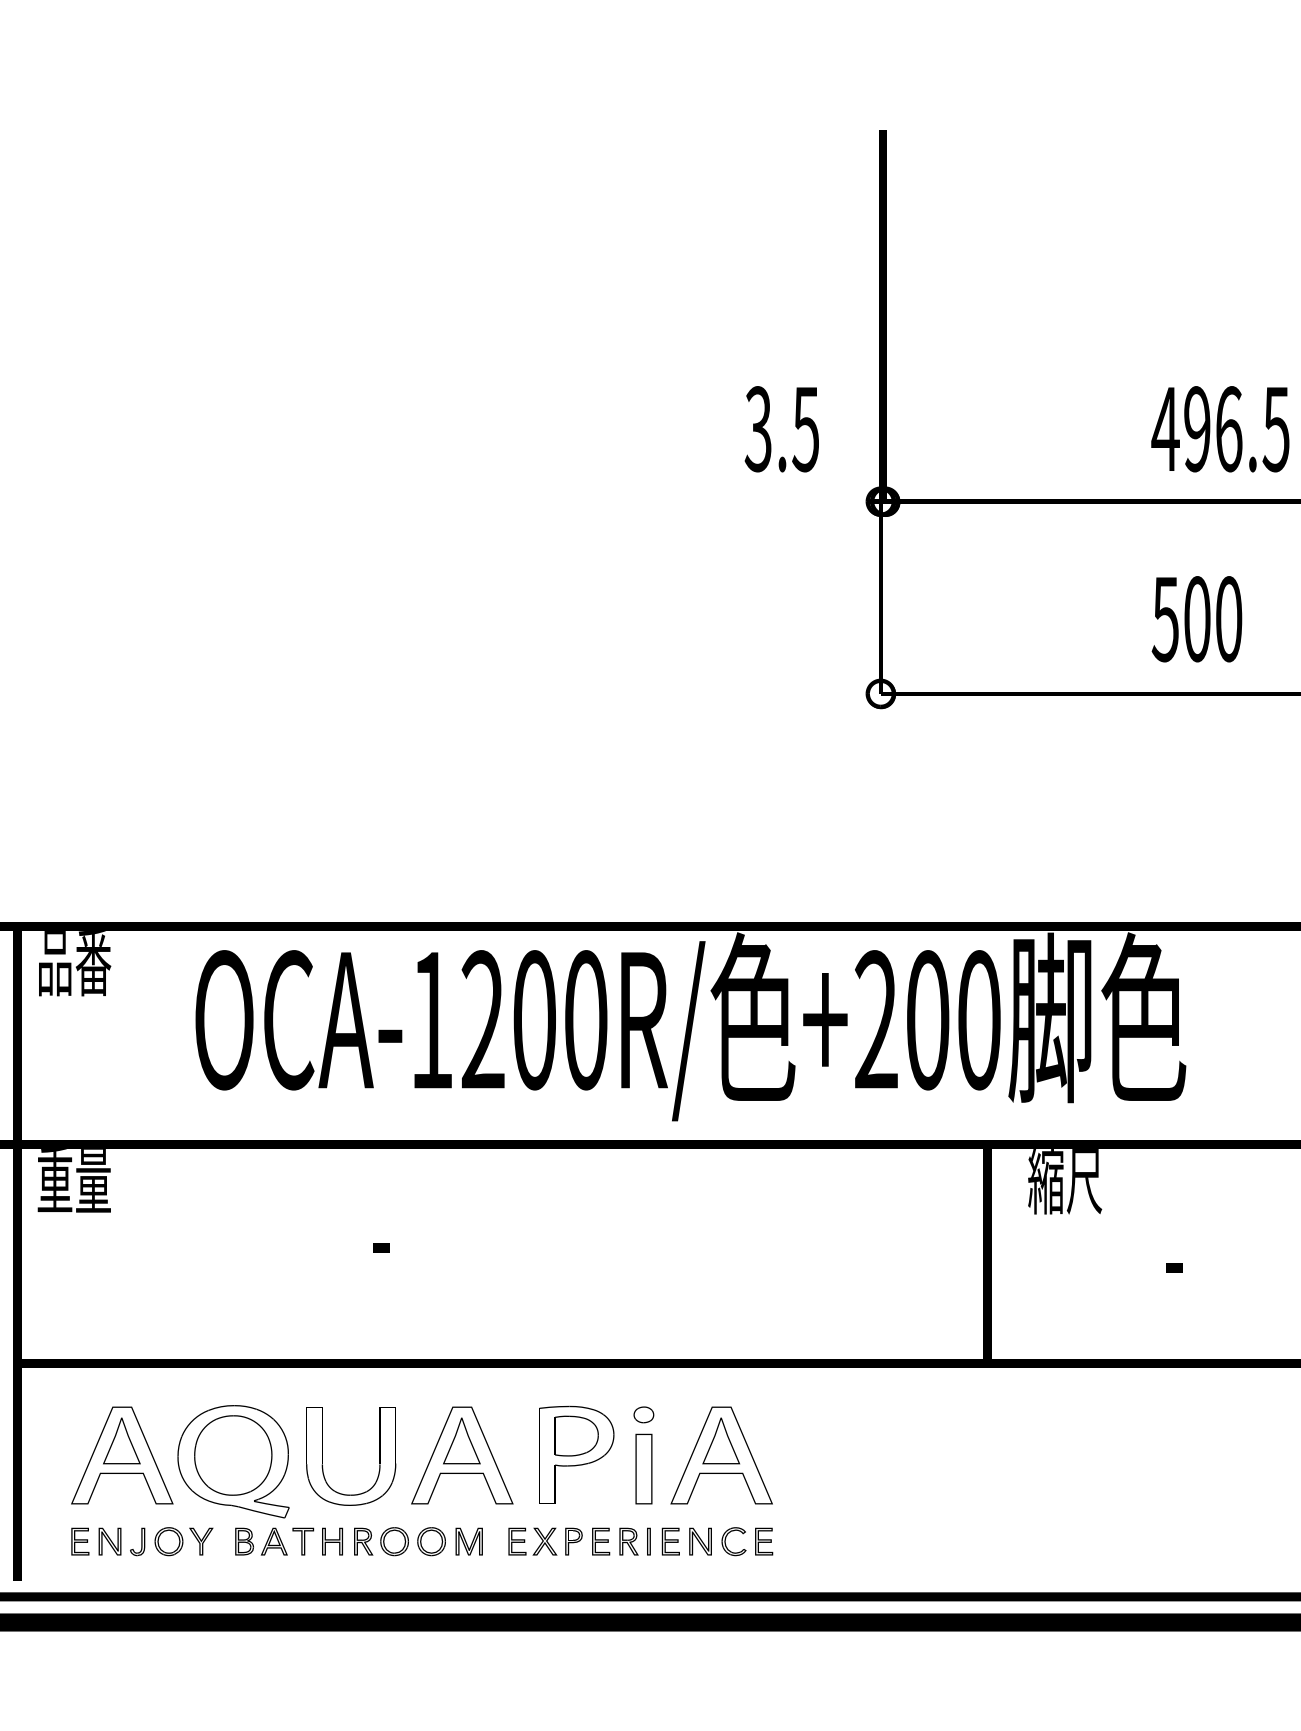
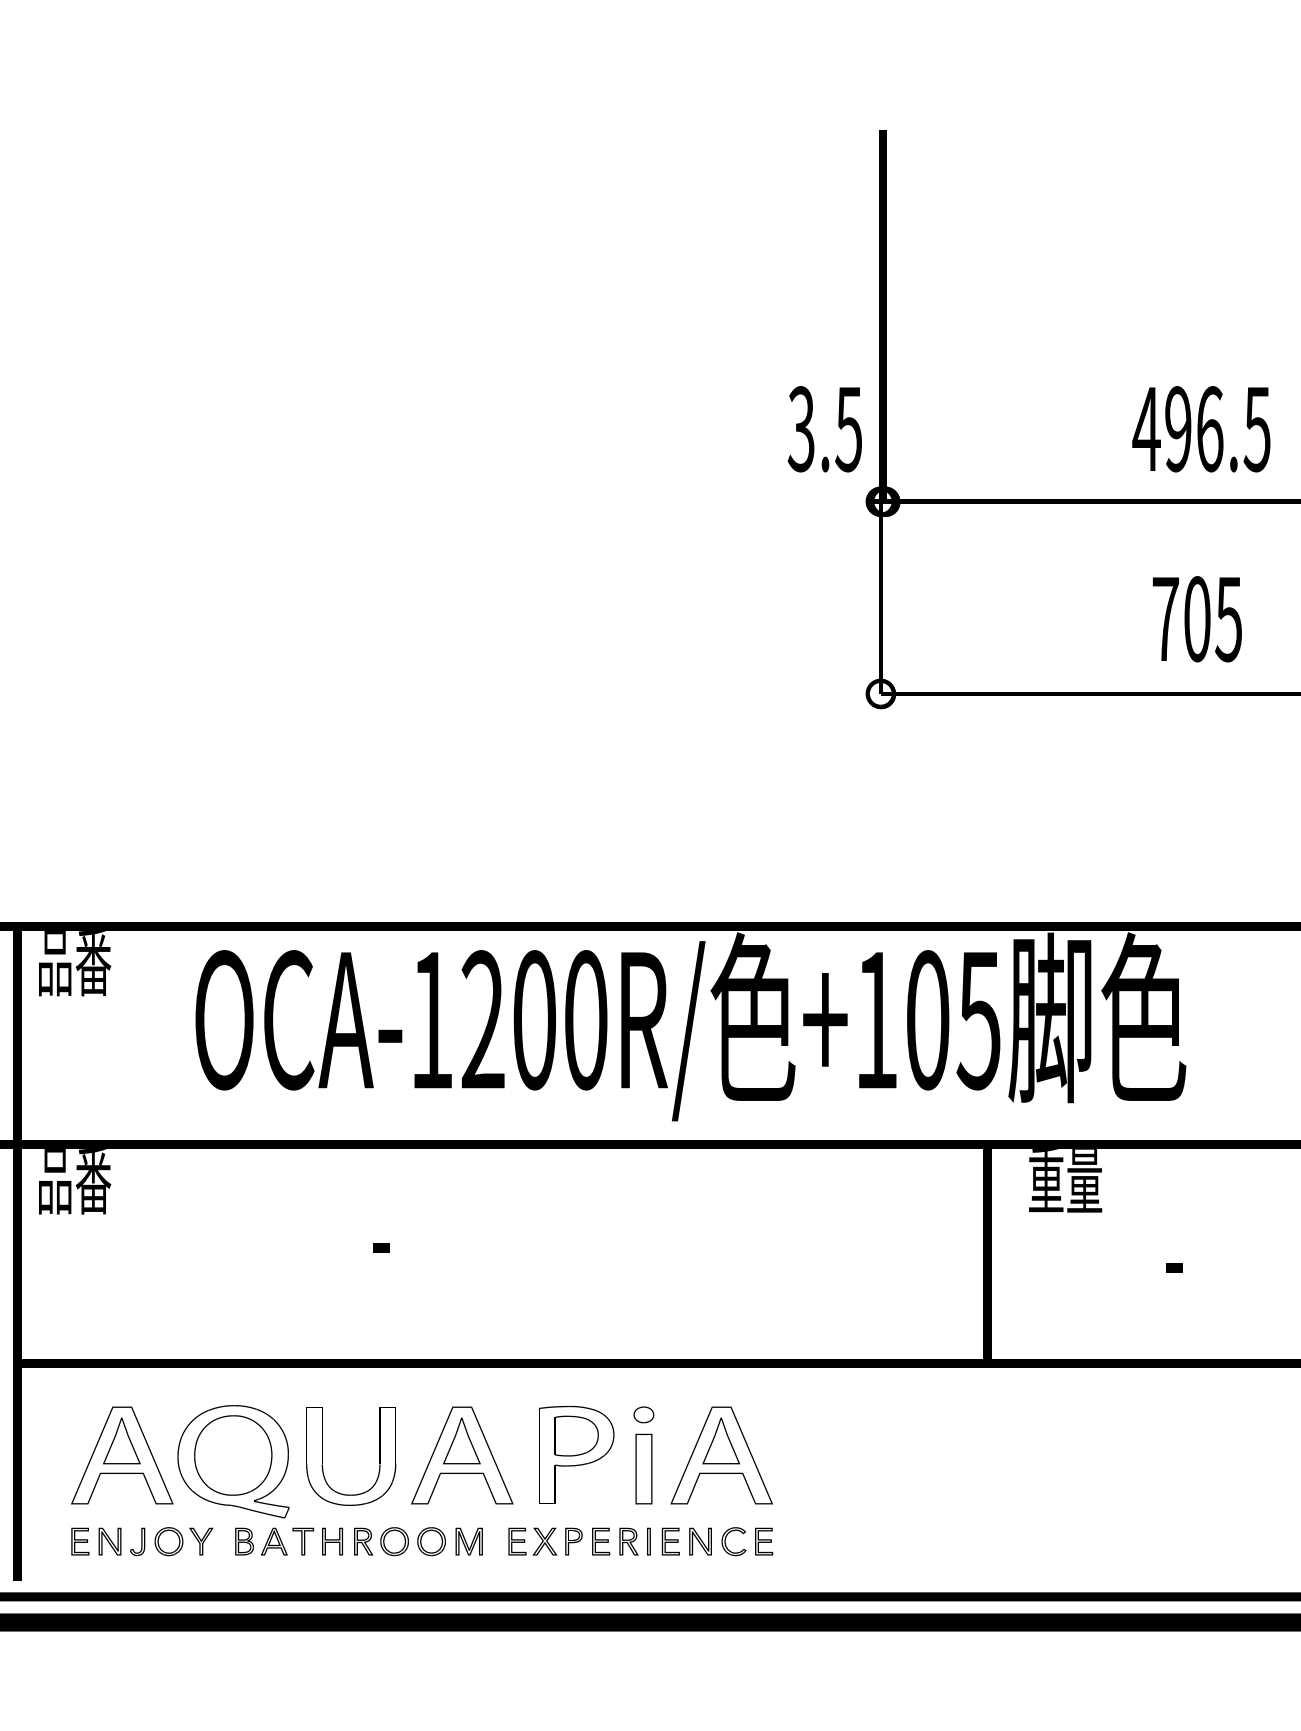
text position: (781, 429) -> (824, 429) (824, 429)
text position: (1220, 429) -> (1201, 429) (1201, 429)
text: 500 -> 705 (1196, 619)
text: +200 -> +105 (927, 1020)
text: 重量 -> 品番 (74, 1181)
text: 縮尺 -> 重量 (1065, 1181)
